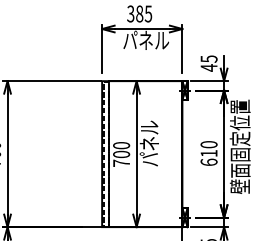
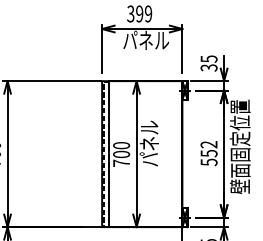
text: 385 -> 399 (144, 13)
text: 45 -> 35 (208, 67)
text: 610 -> 552 (208, 153)
